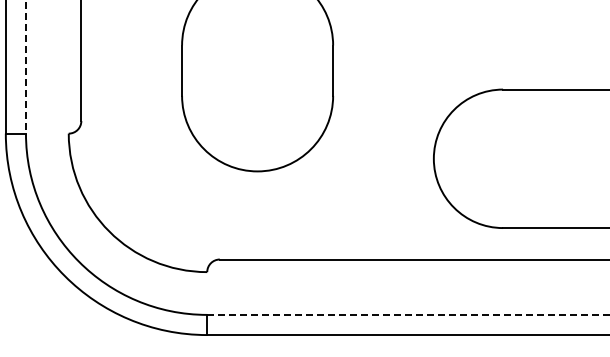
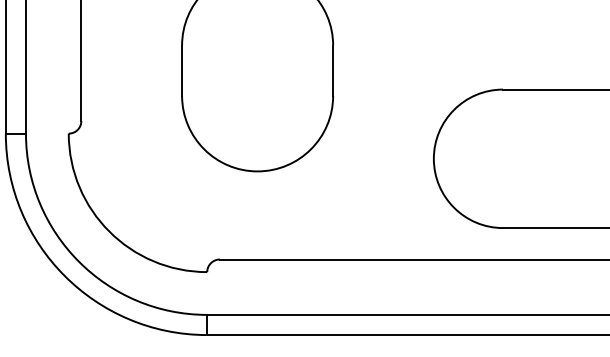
line: dashed -> solid (25, 67)
line: dashed -> solid (408, 314)
